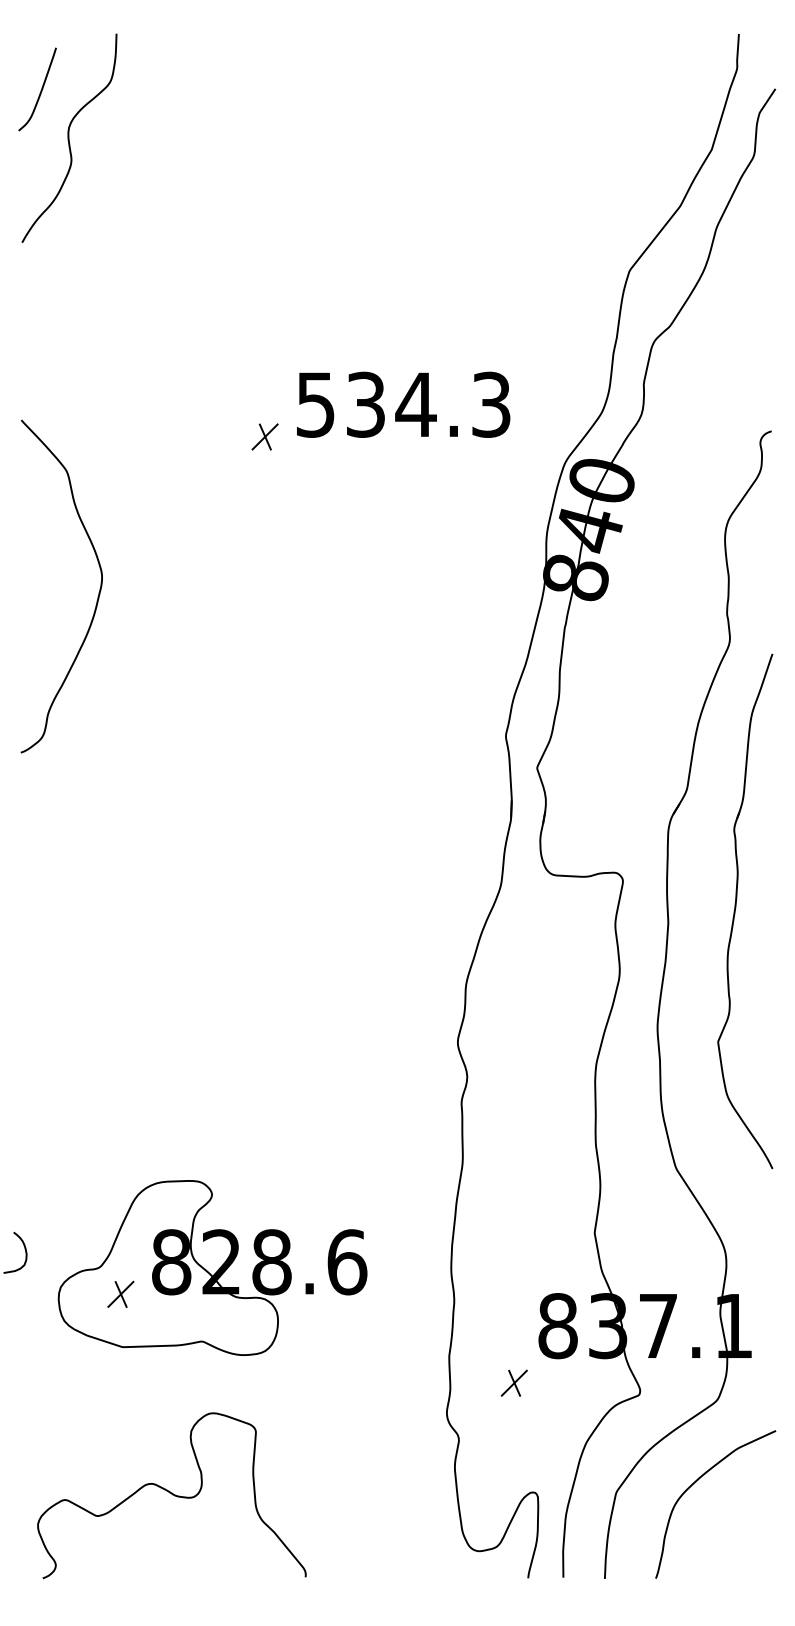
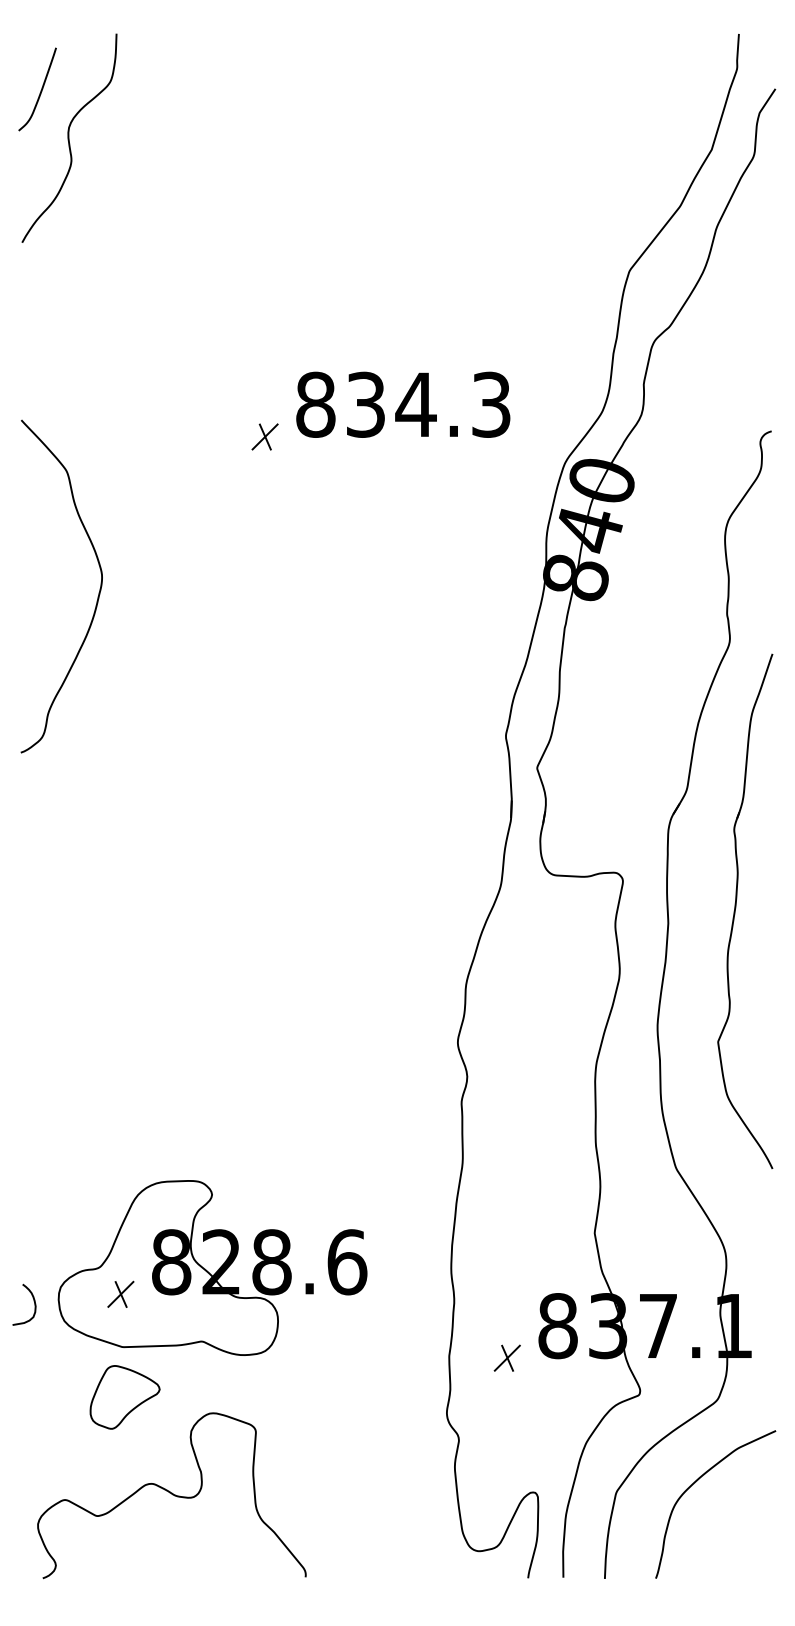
text: 534.3 -> 834.3 (315, 404)
curve position: (24, 1249) -> (33, 1301) (33, 1301)
part position: (513, 1382) -> (506, 1357) (506, 1357)
part: none -> present (124, 1397)
